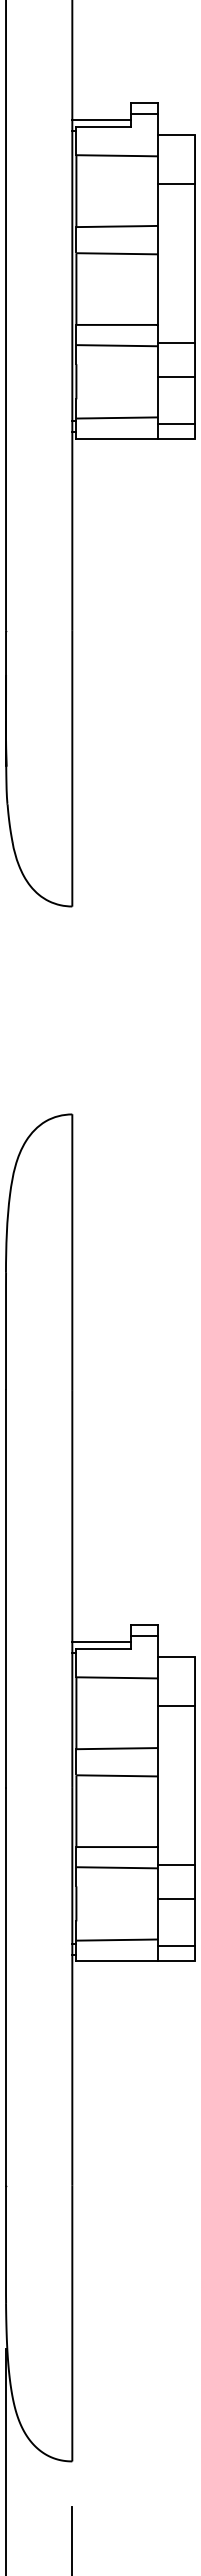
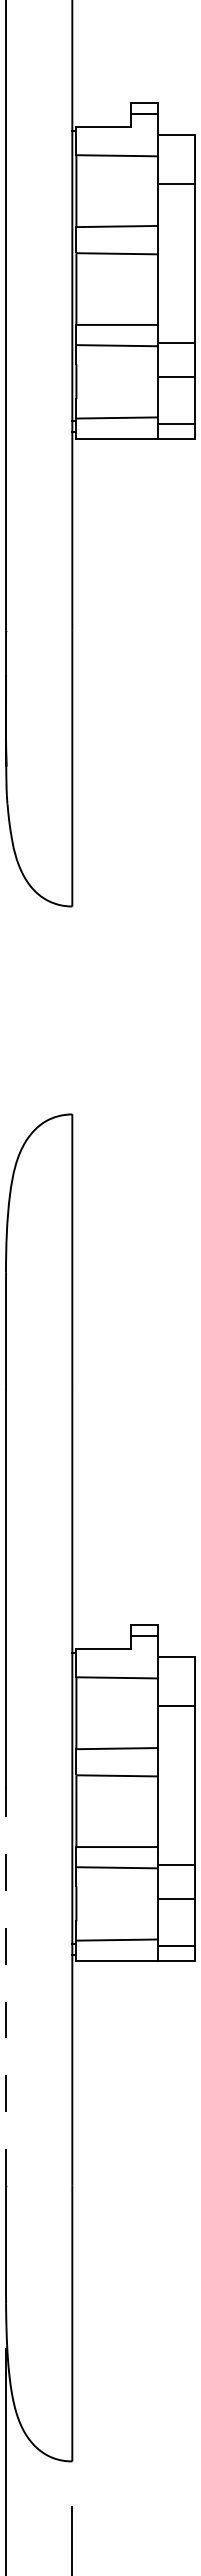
line: present -> none (101, 120)
line: present -> none (101, 1642)
line: solid -> dashed (6, 1986)
